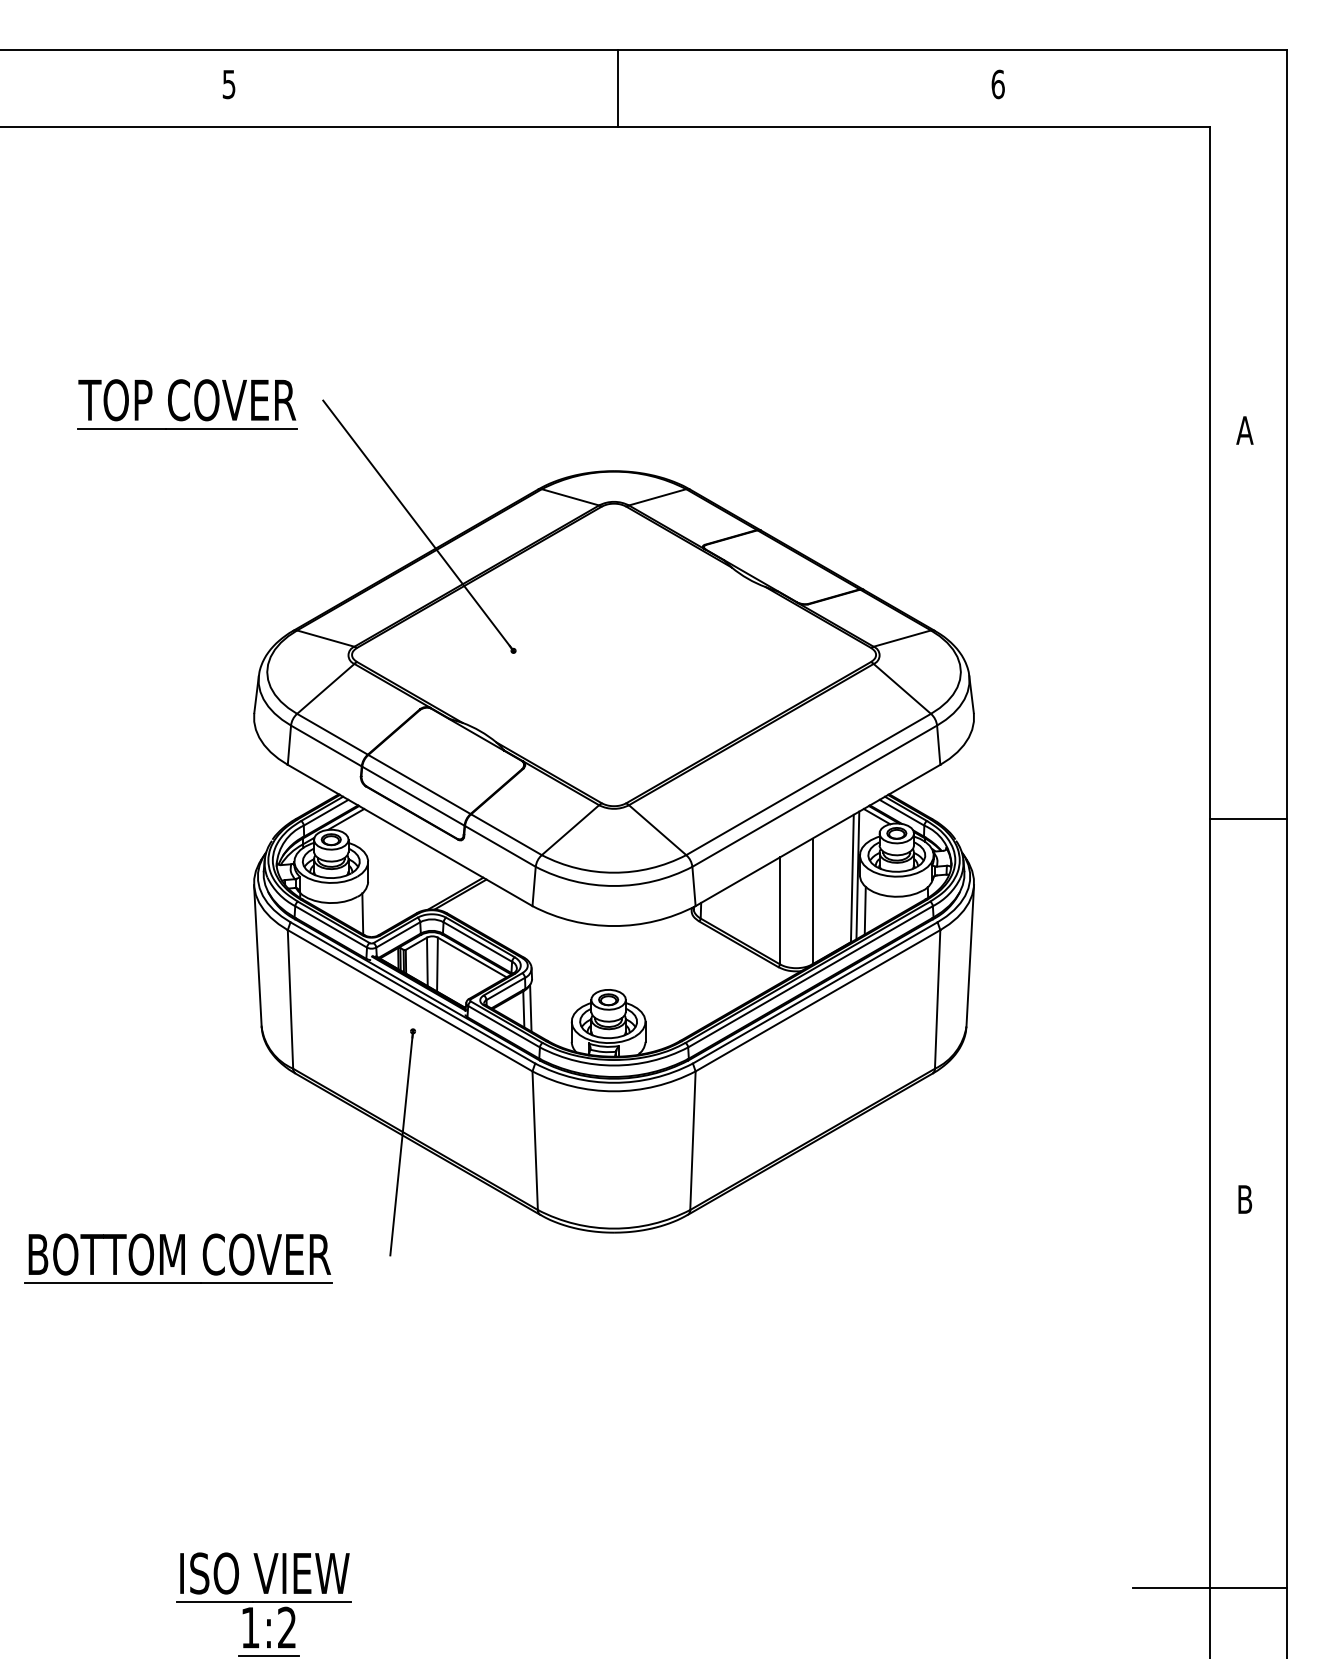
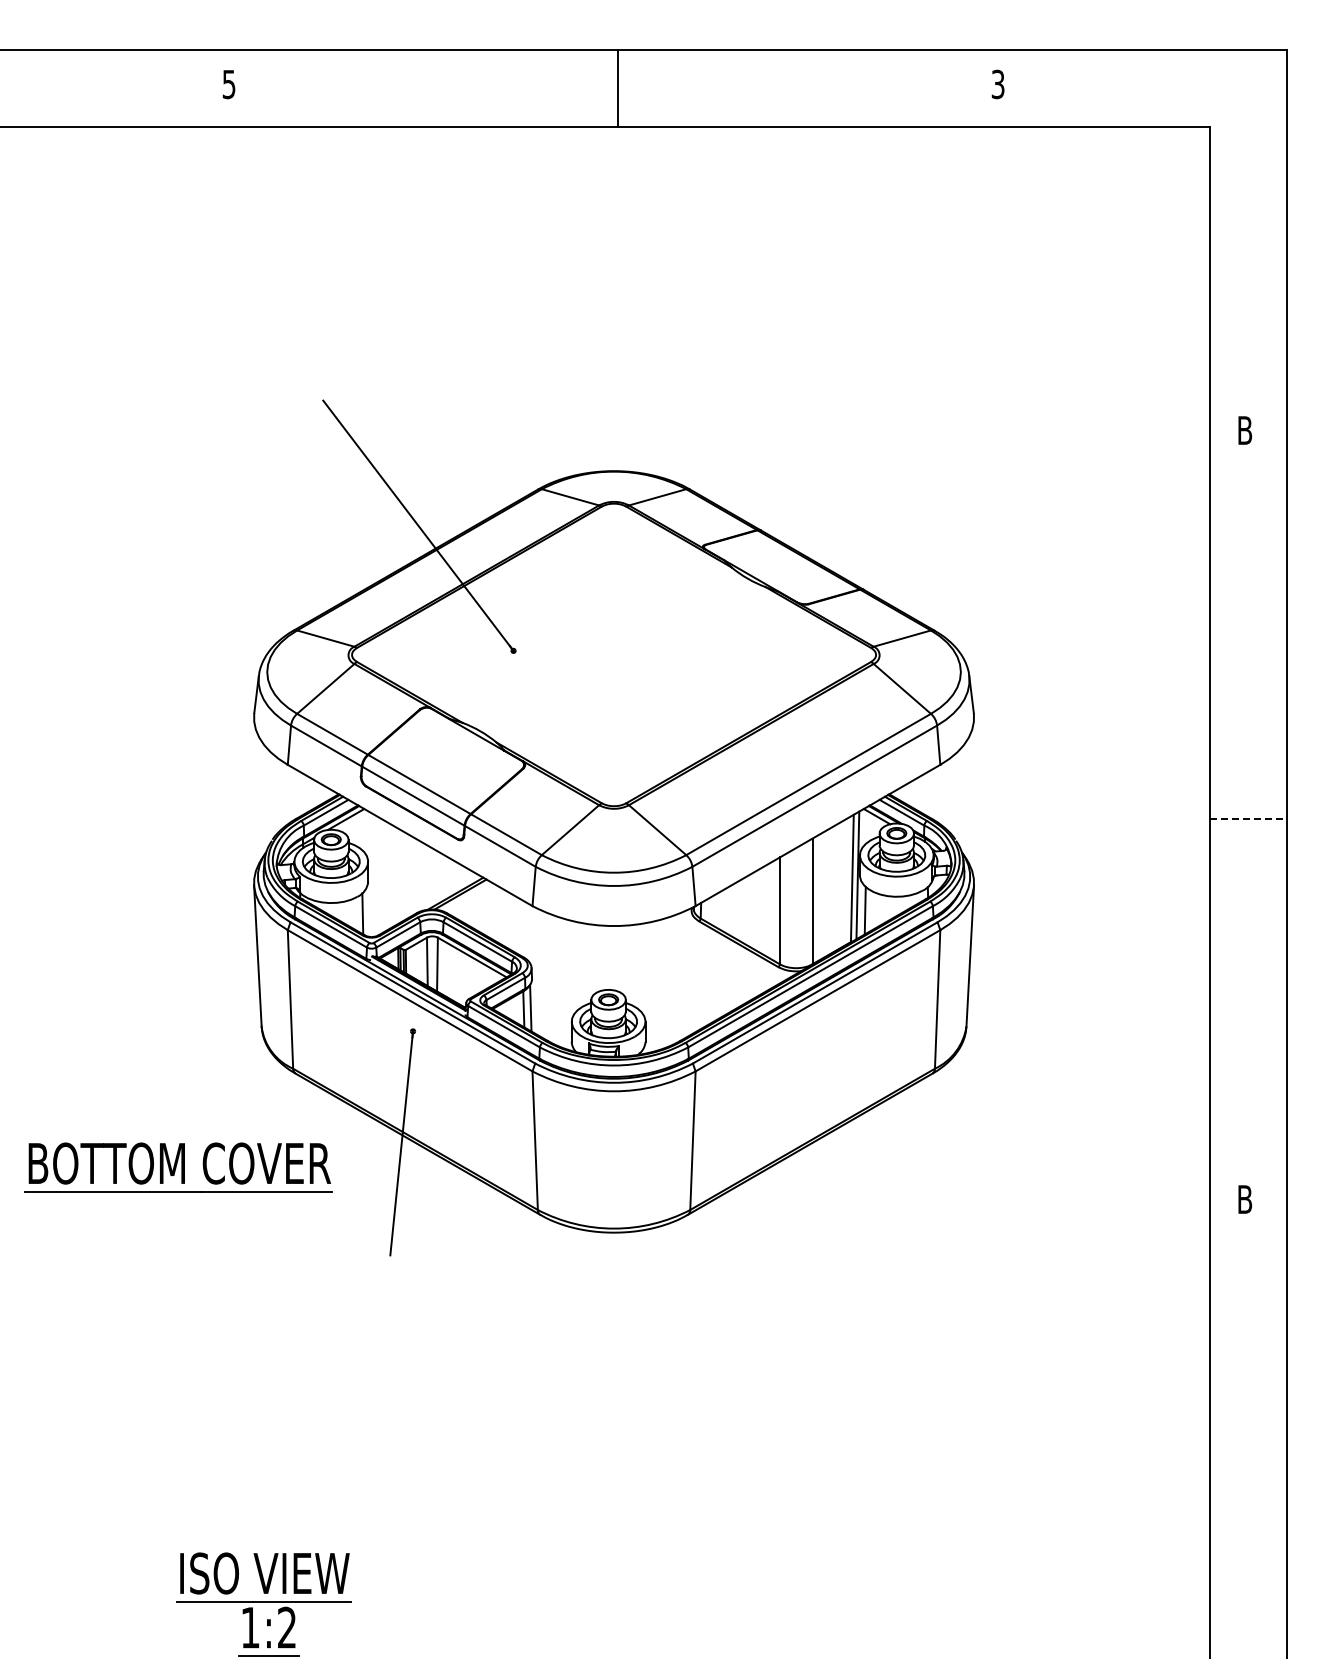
text: 6 -> 3 (997, 84)
part: present -> none (194, 404)
text: A -> B (1244, 430)
line: solid -> dashed (1249, 818)
part position: (178, 1258) -> (178, 1167) (178, 1167)
line: present -> none (1210, 1587)
